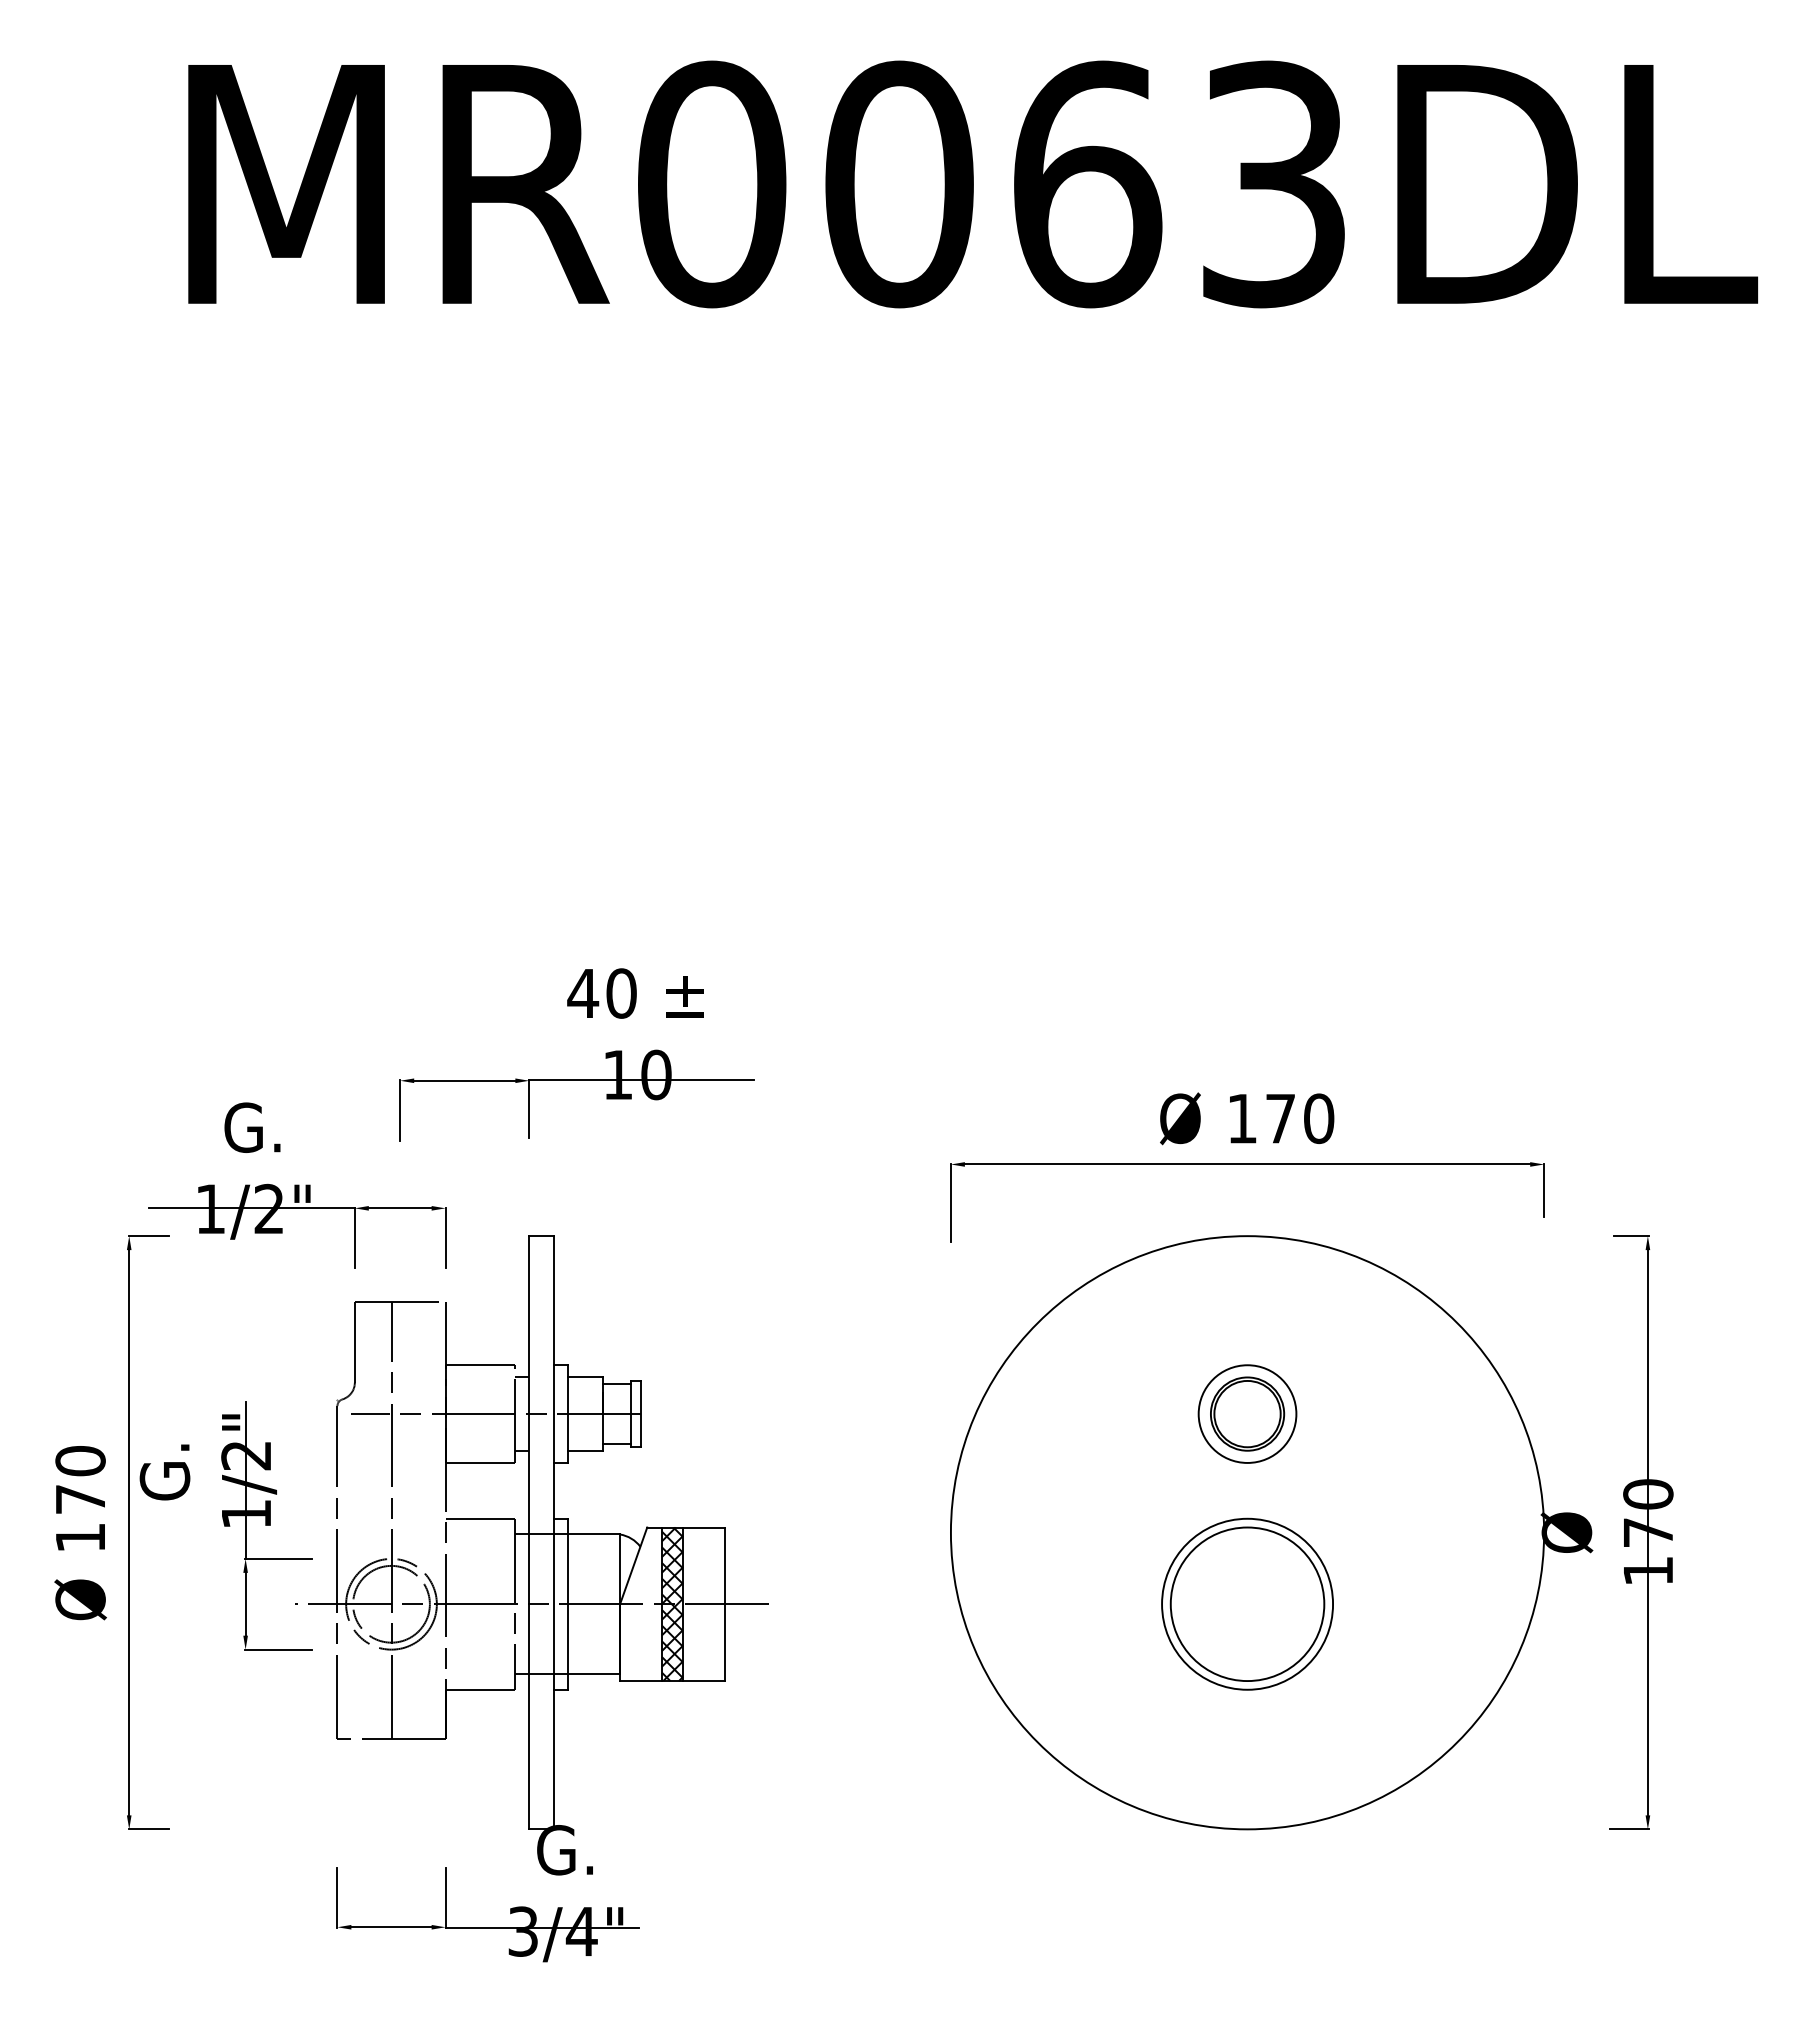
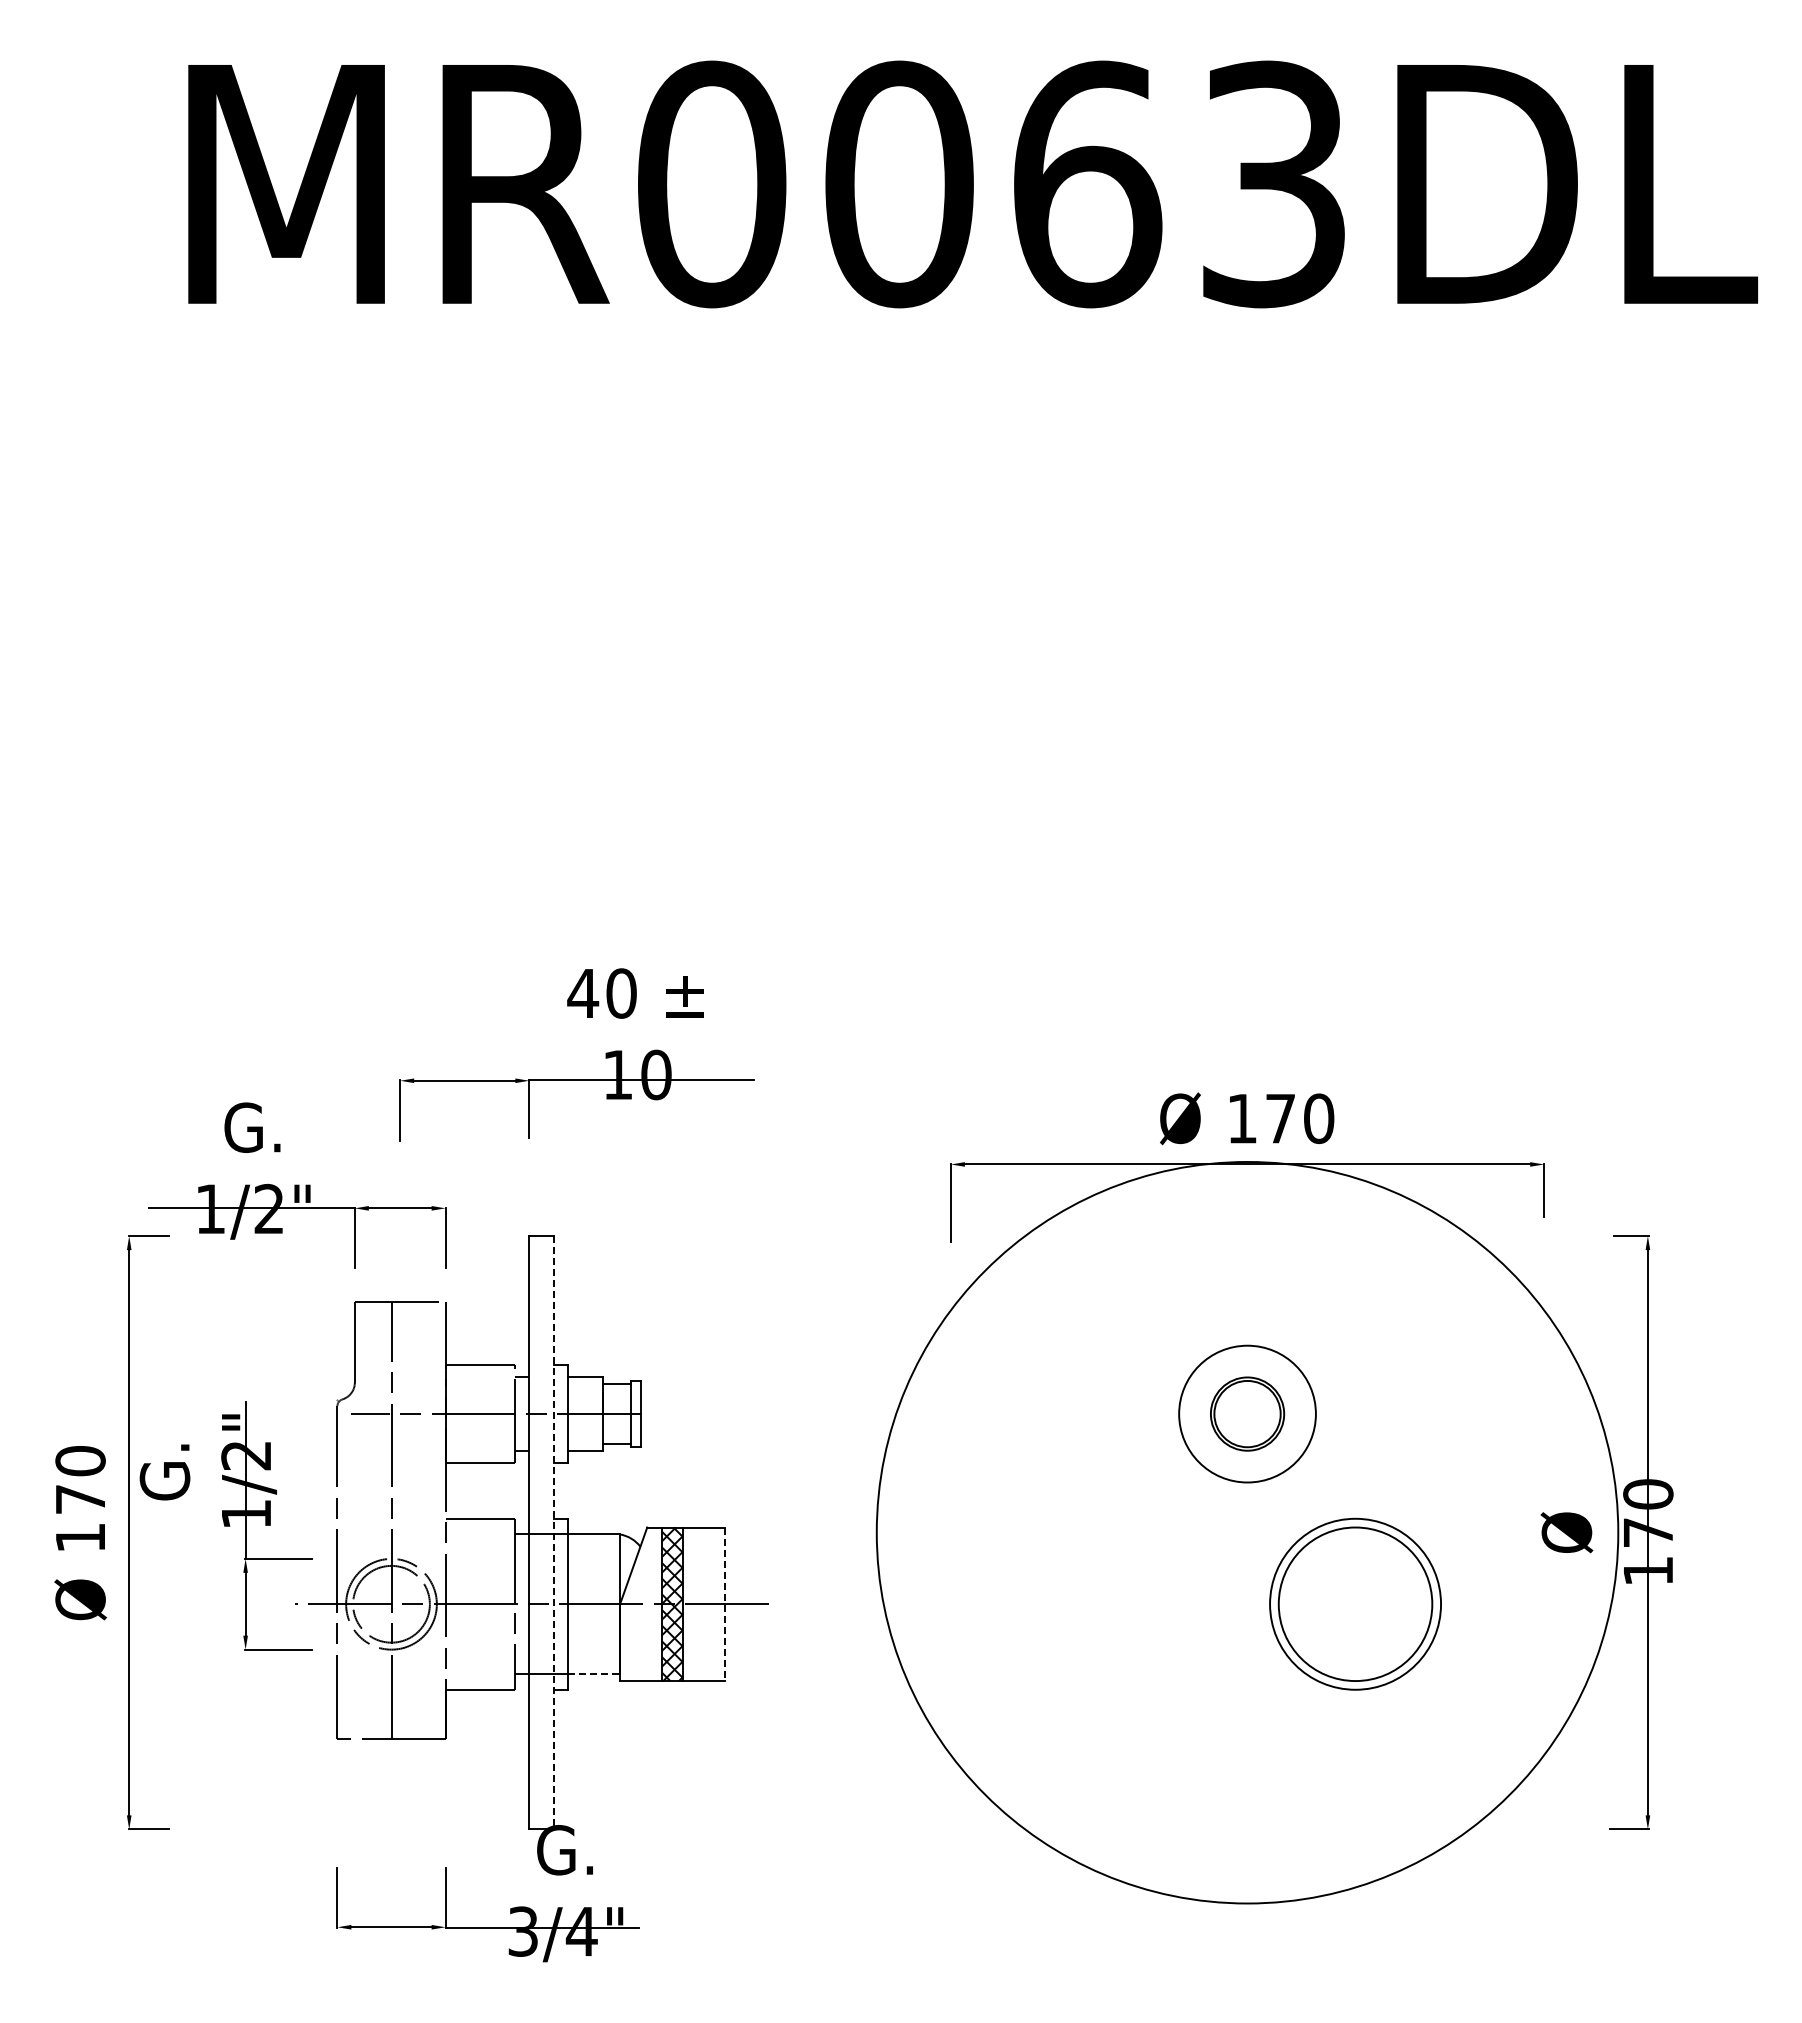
circle diameter: 98 px -> 137 px (1247, 1413)
line: solid -> dashed (553, 1532)
circle diameter: 593 px -> 742 px (1247, 1532)
part position: (1247, 1603) -> (1355, 1603) (1355, 1603)
line: solid -> dashed (724, 1604)
line: solid -> dashed (594, 1674)
